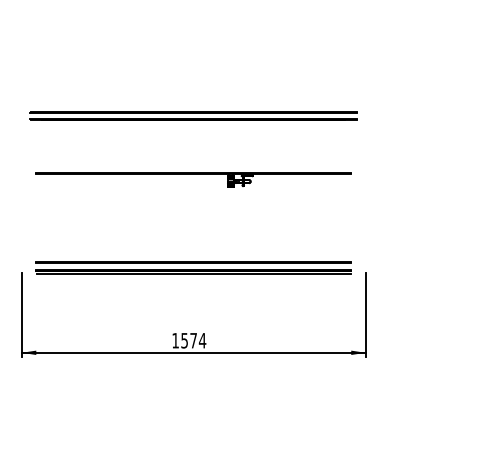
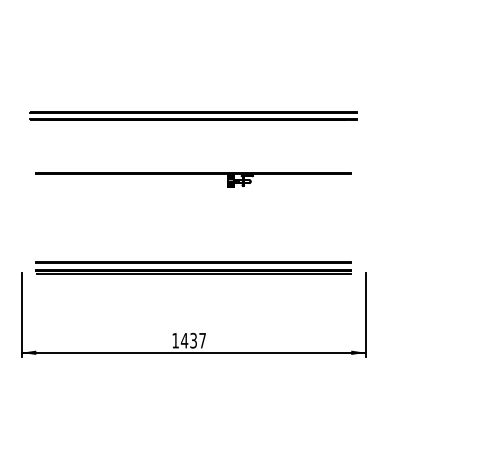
text: 1574 -> 1437 (193, 340)
